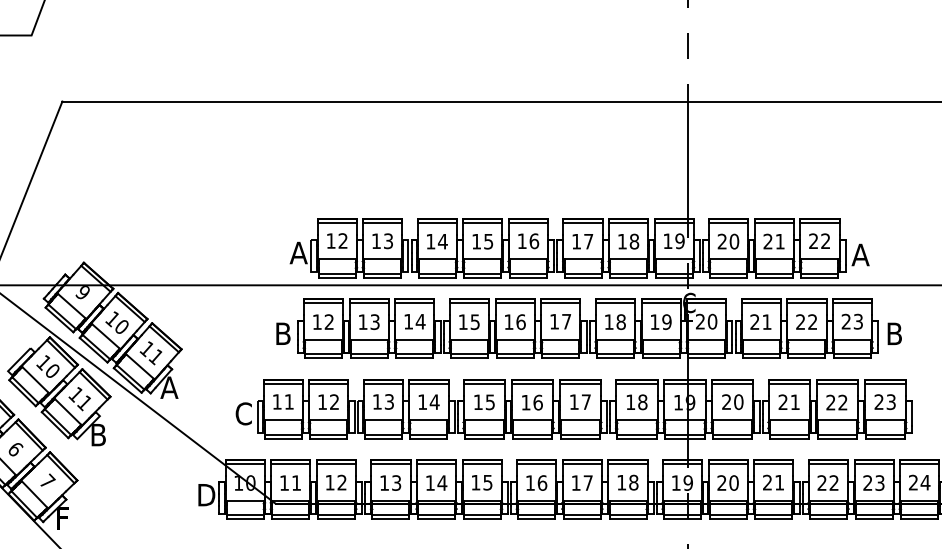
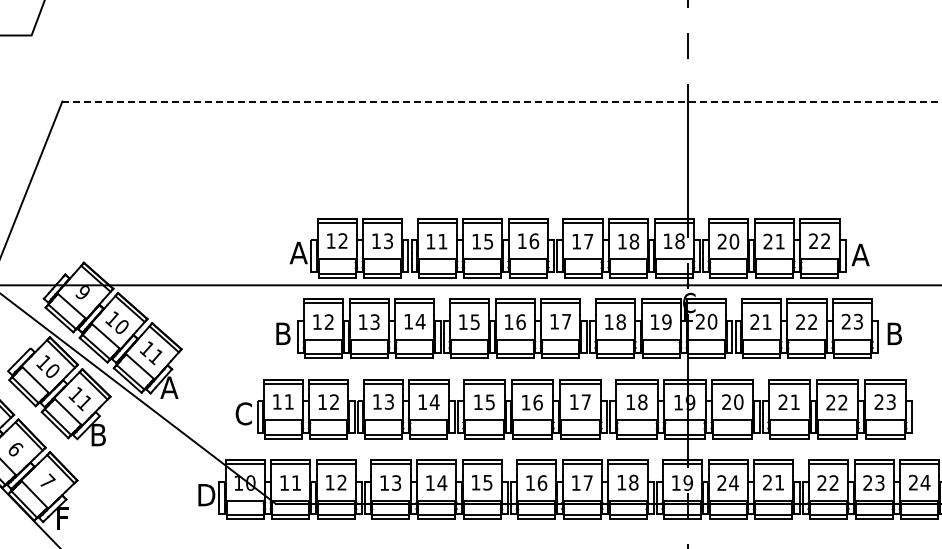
line: solid -> dashed (502, 101)
text: 14 -> 11 (442, 241)
text: 19 -> 18 (679, 241)
text: 20 -> 24 (734, 482)
